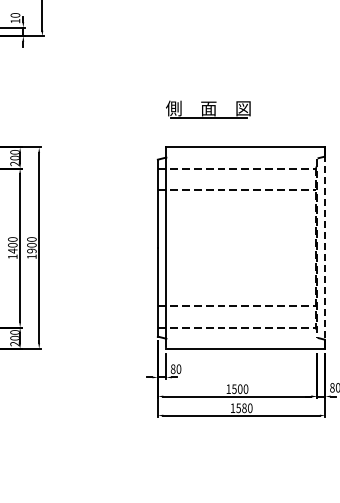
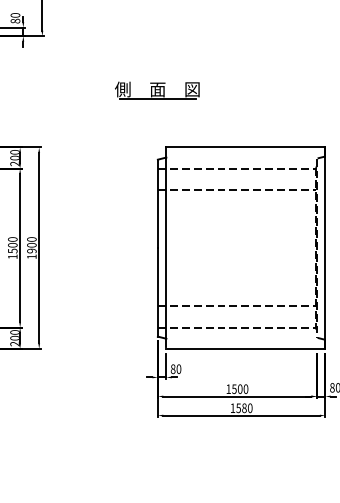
text: 10 -> 80 (15, 20)
part position: (208, 109) -> (157, 90) (157, 90)
text: 1400 -> 1500 (12, 250)
line: dashed -> solid (325, 252)
